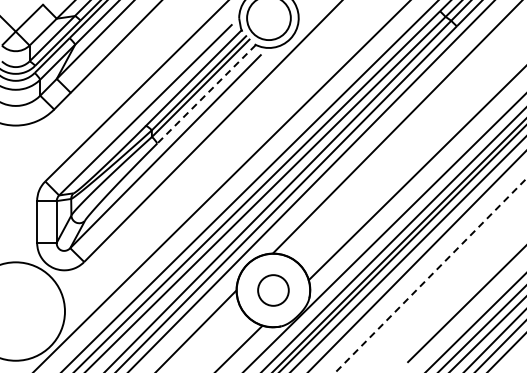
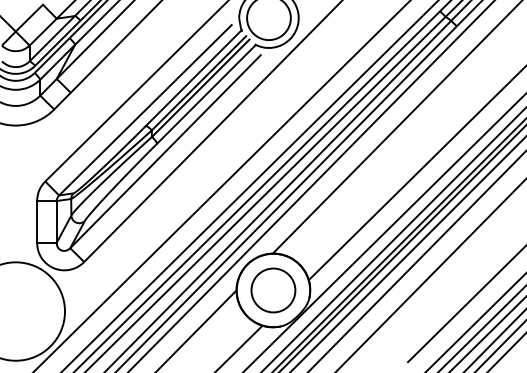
line: dashed -> solid (206, 94)
line: dashed -> solid (430, 275)
circle size: 33x33 px -> 47x47 px (273, 290)
